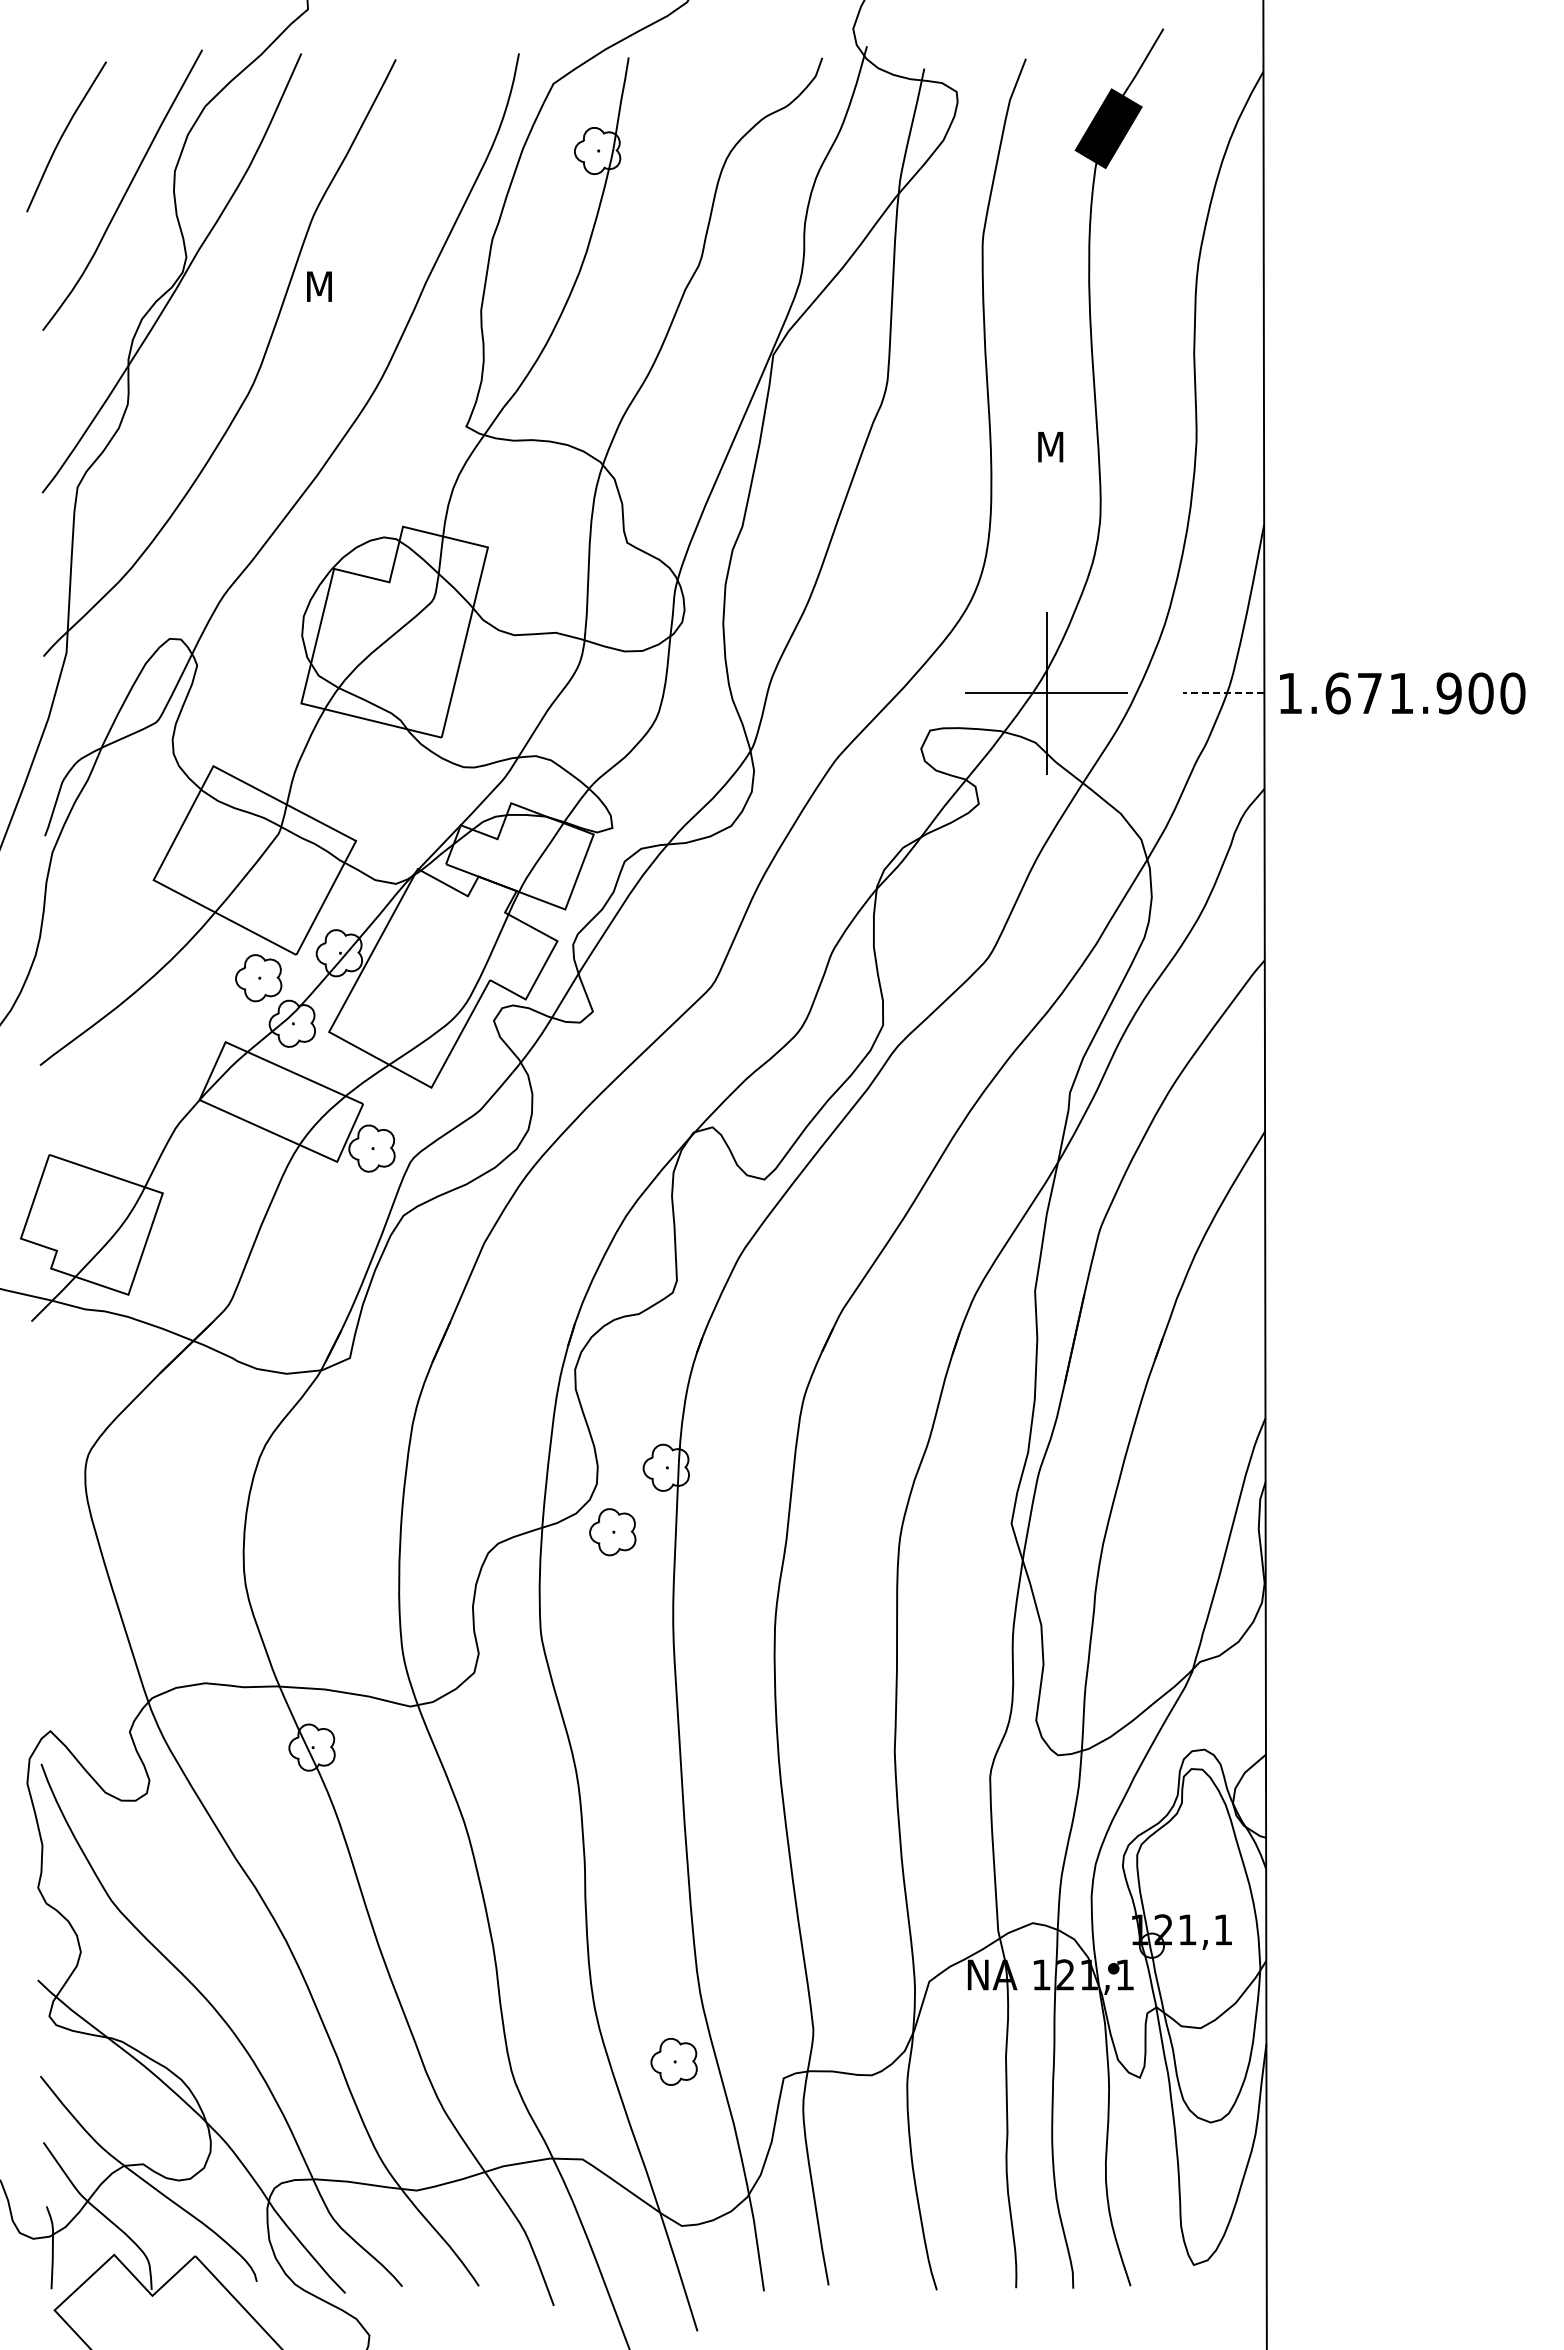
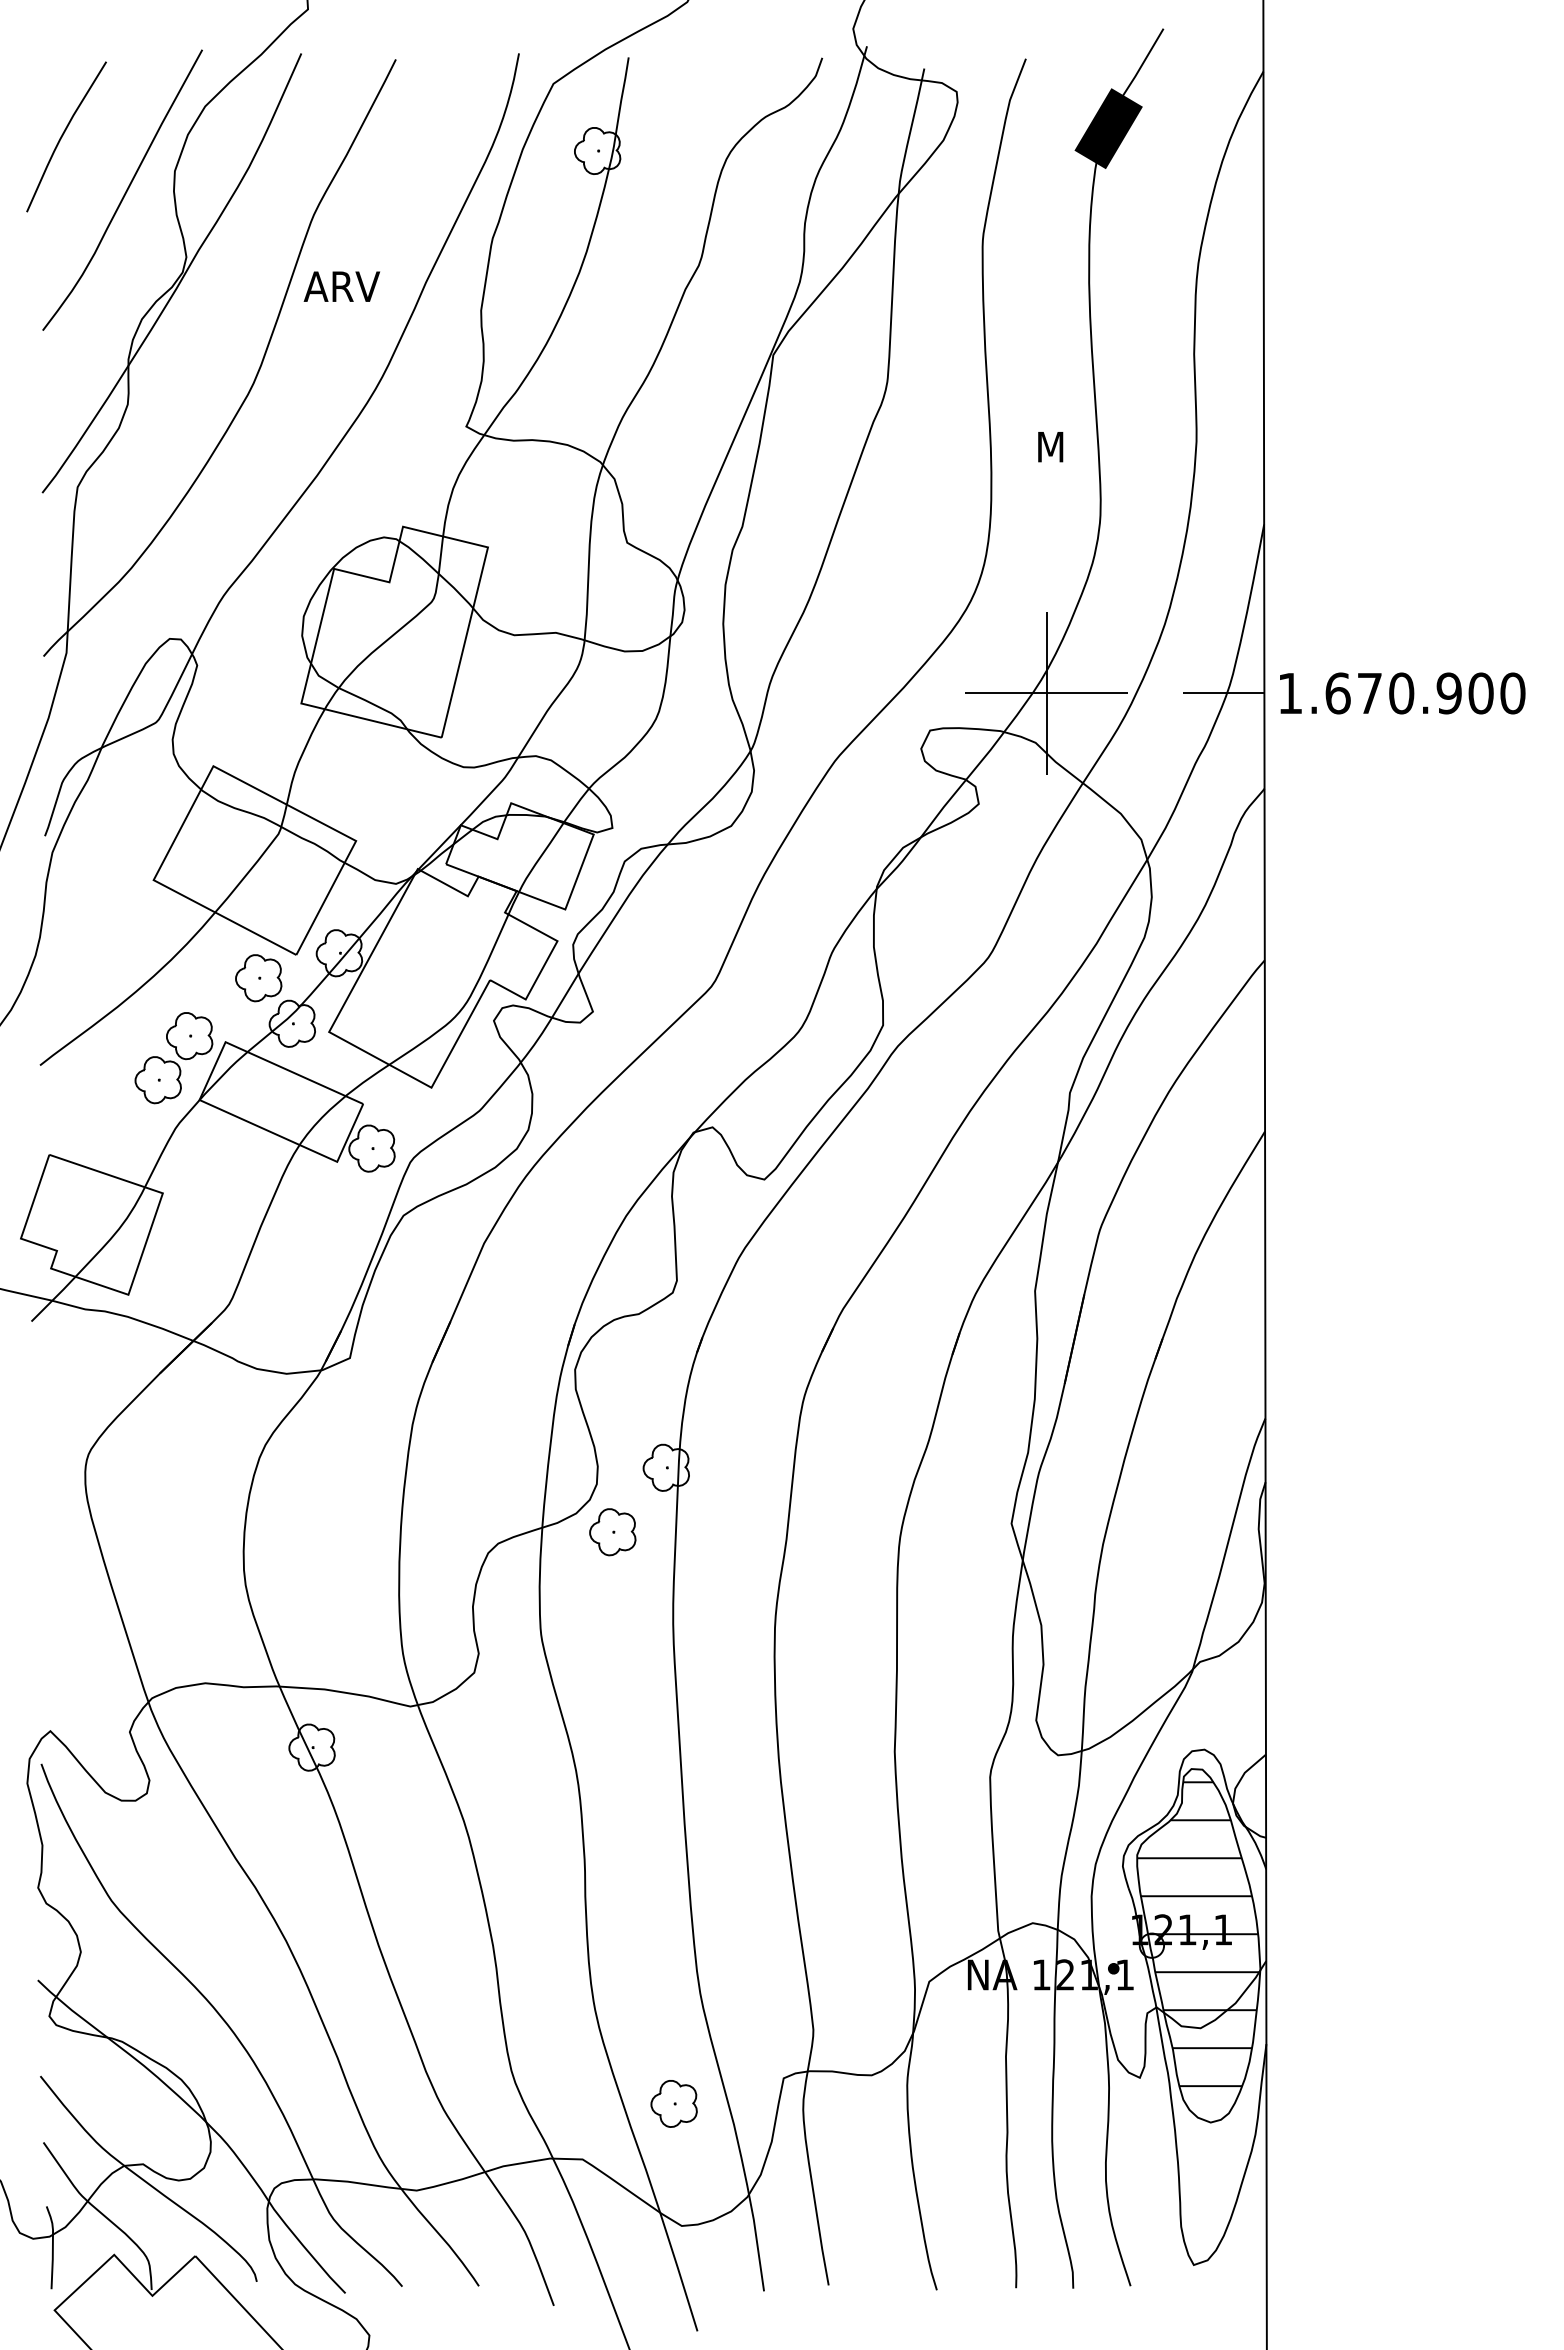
text: M -> ARV (341, 286)
line: dashed -> solid (1223, 693)
text: 1.671.900 -> 1.670.900 (1401, 693)
part: none -> present (173, 1058)
hatch: none -> present (1198, 1934)
part position: (673, 2061) -> (673, 2103) (673, 2103)
